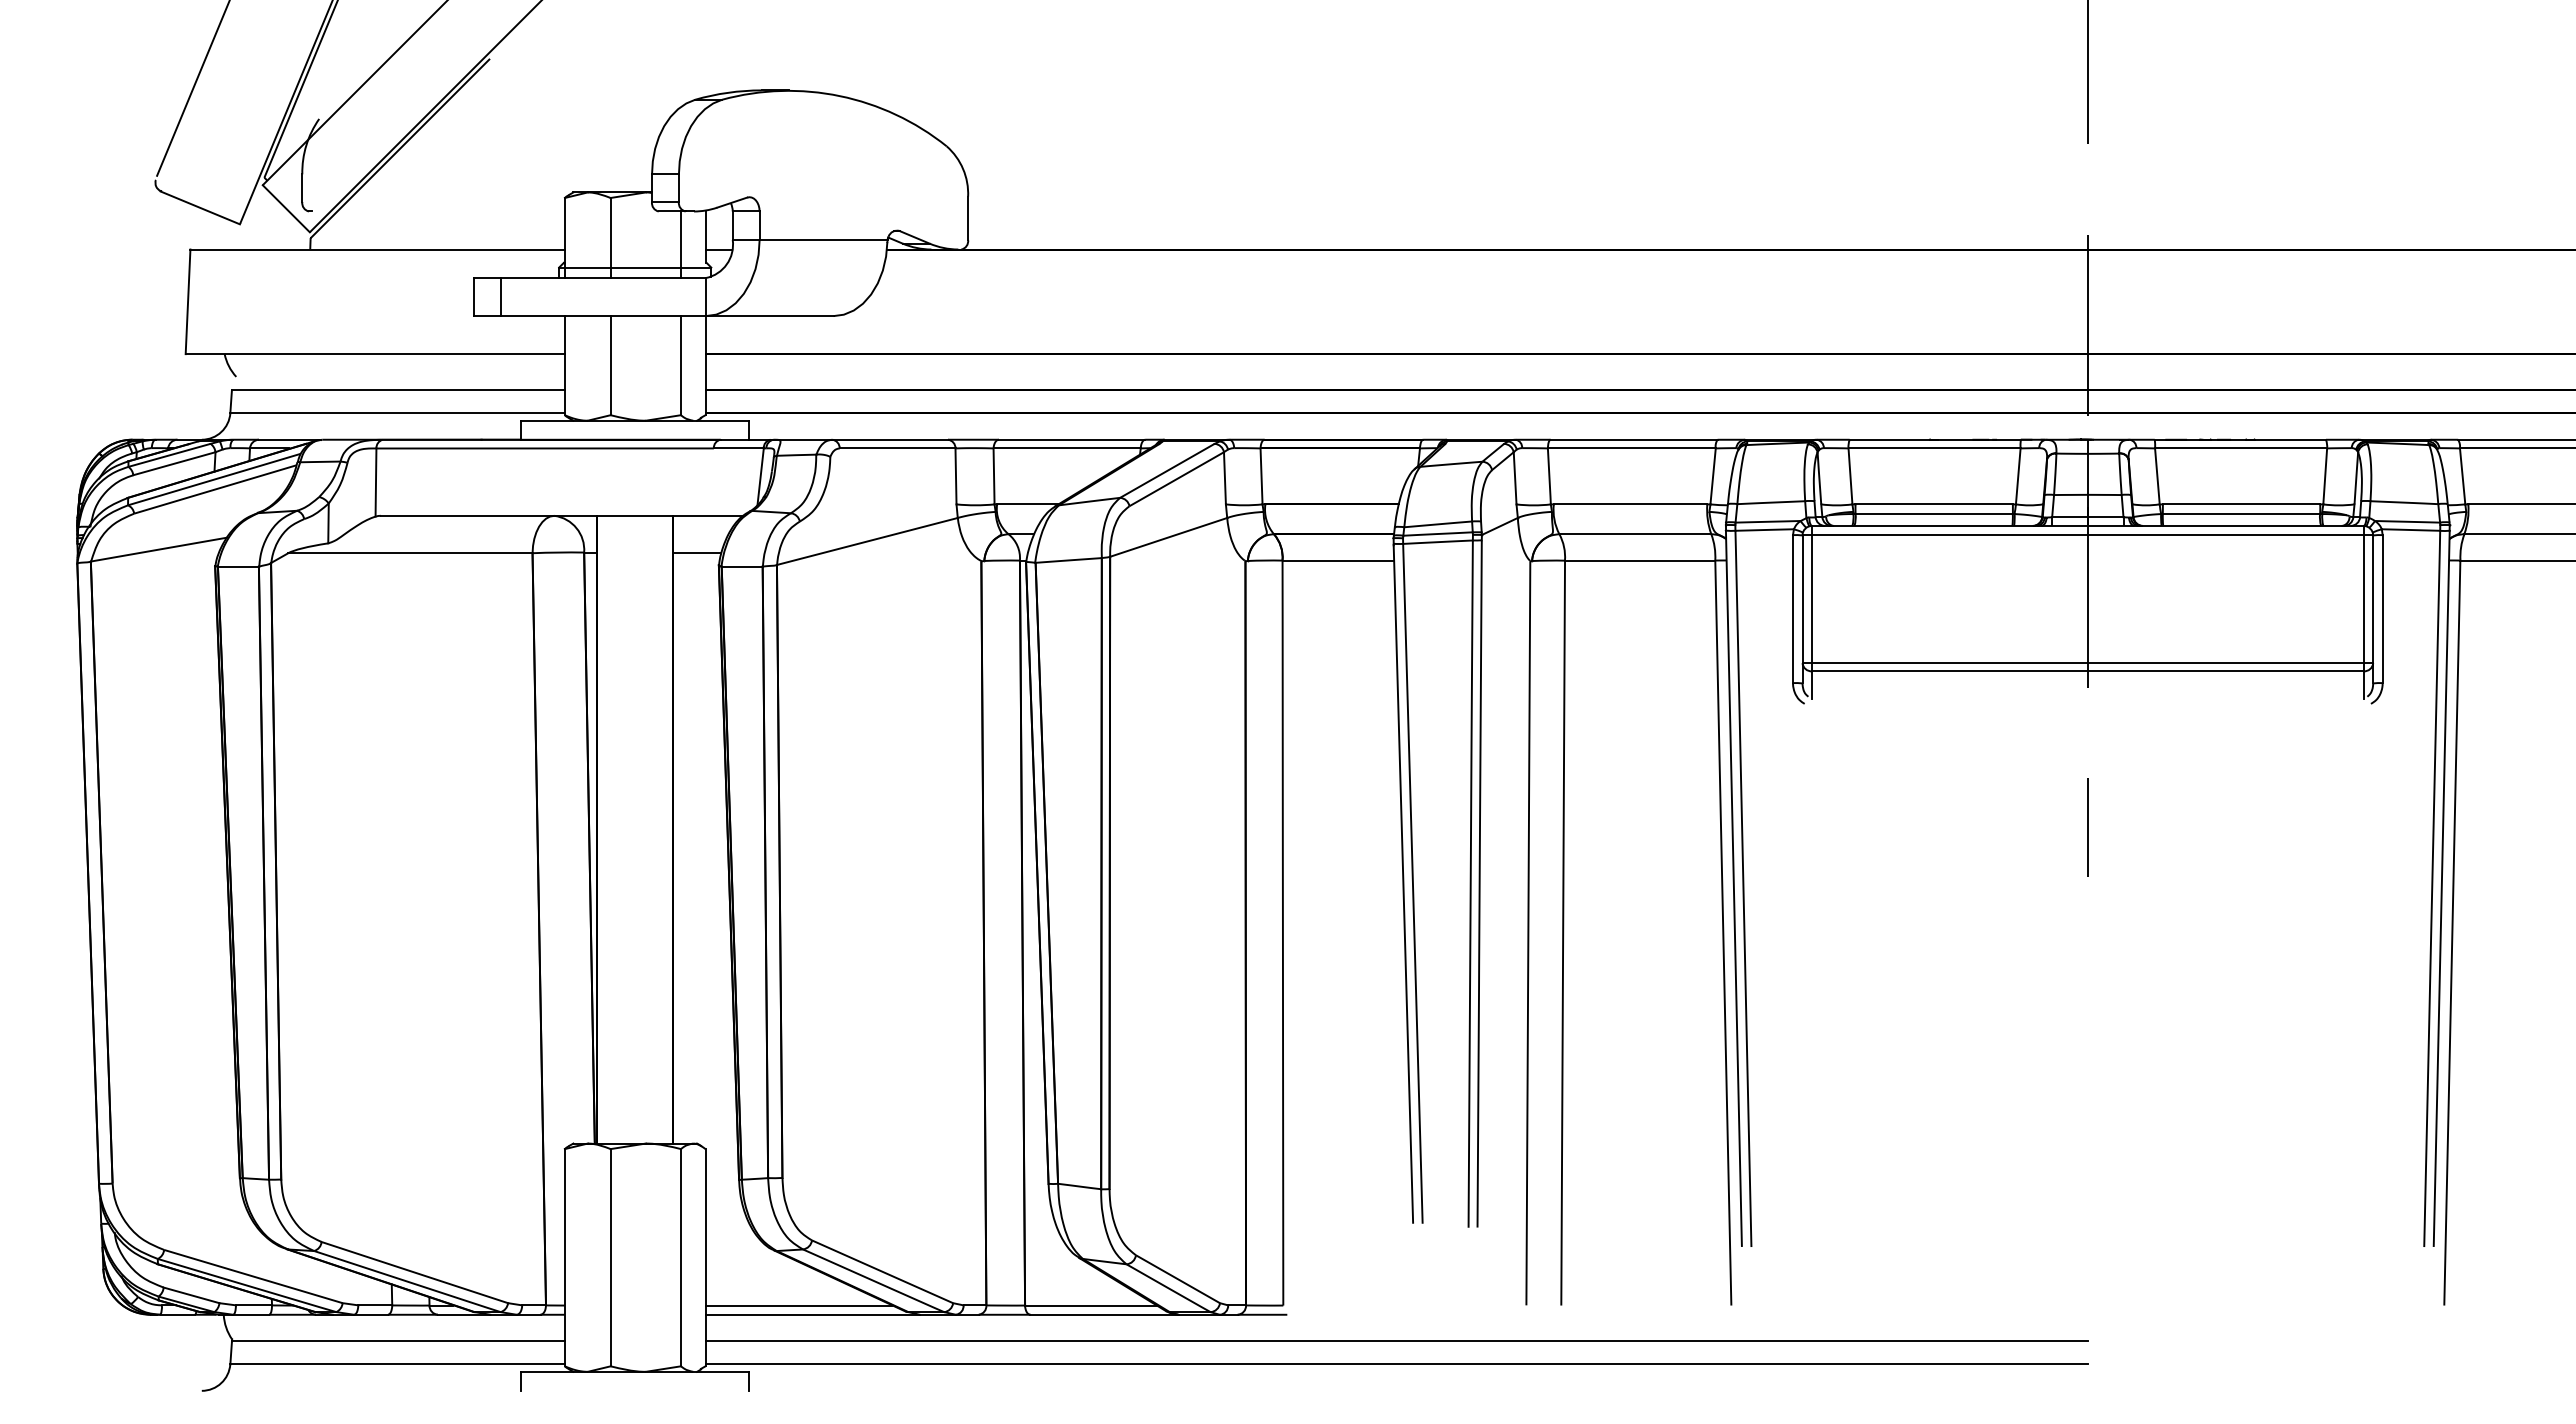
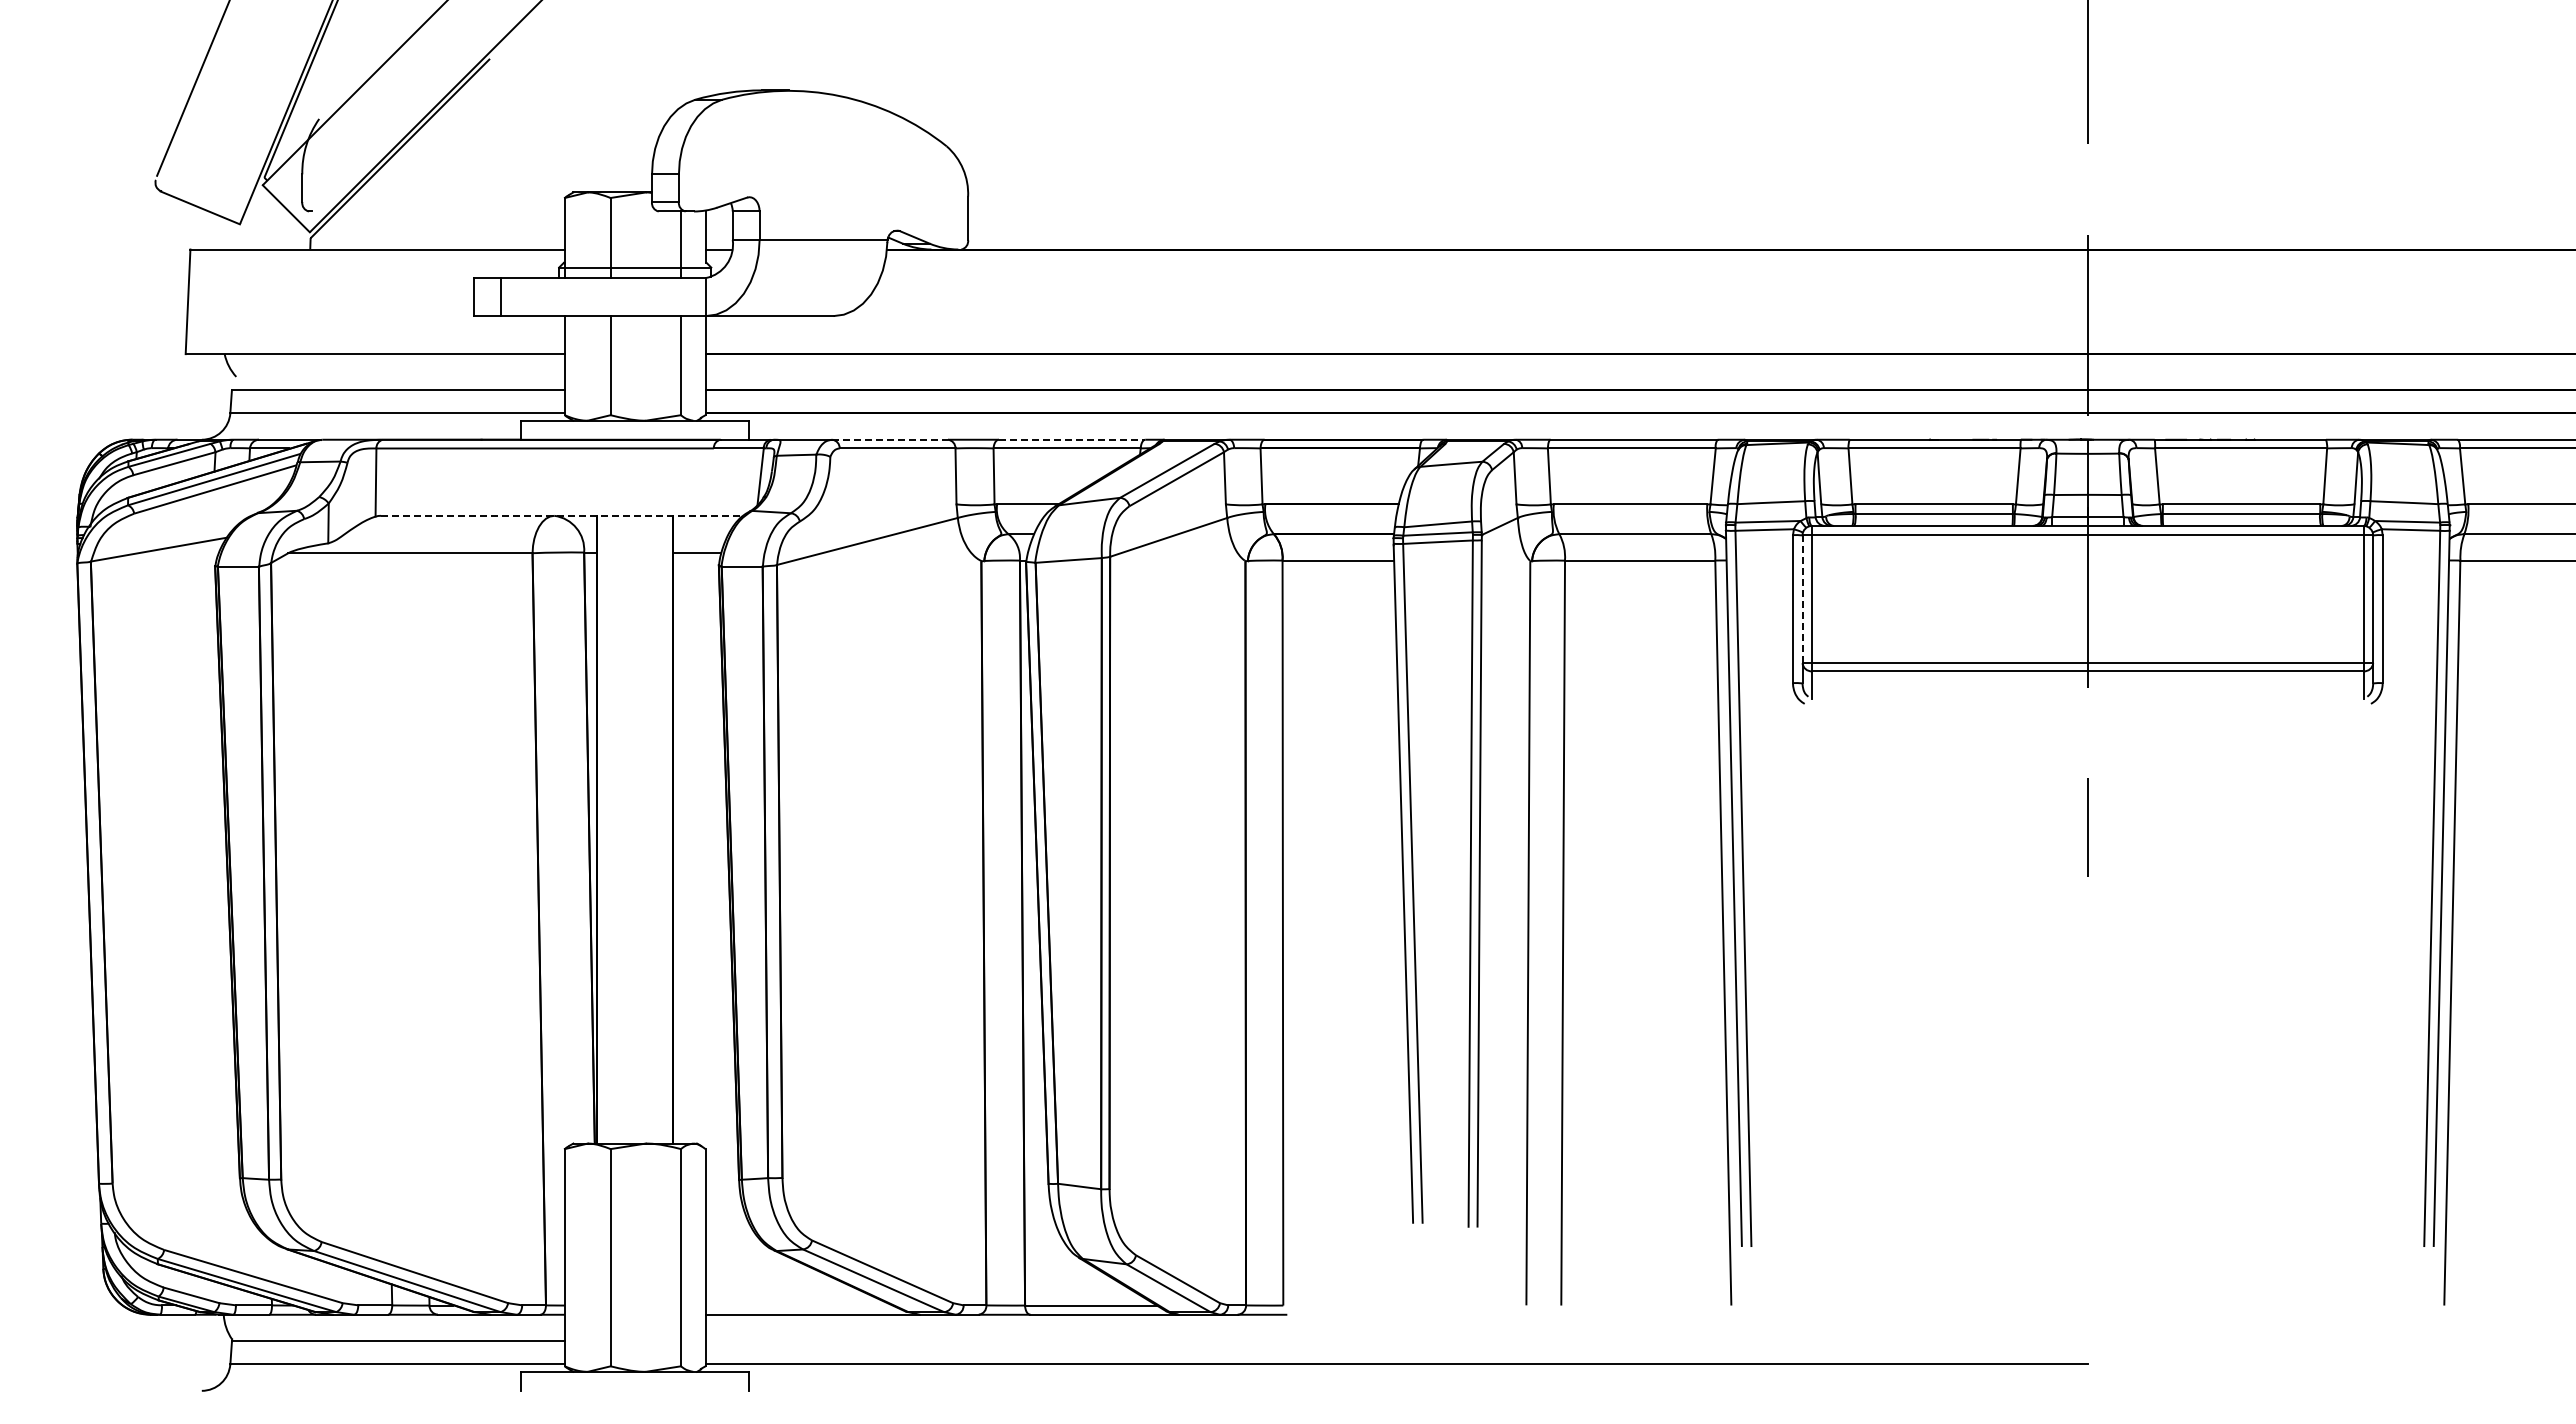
line: solid -> dashed (890, 439)
line: solid -> dashed (1072, 439)
line: solid -> dashed (562, 515)
line: solid -> dashed (1802, 599)
line: present -> none (798, 1305)
line: present -> none (1396, 1341)
